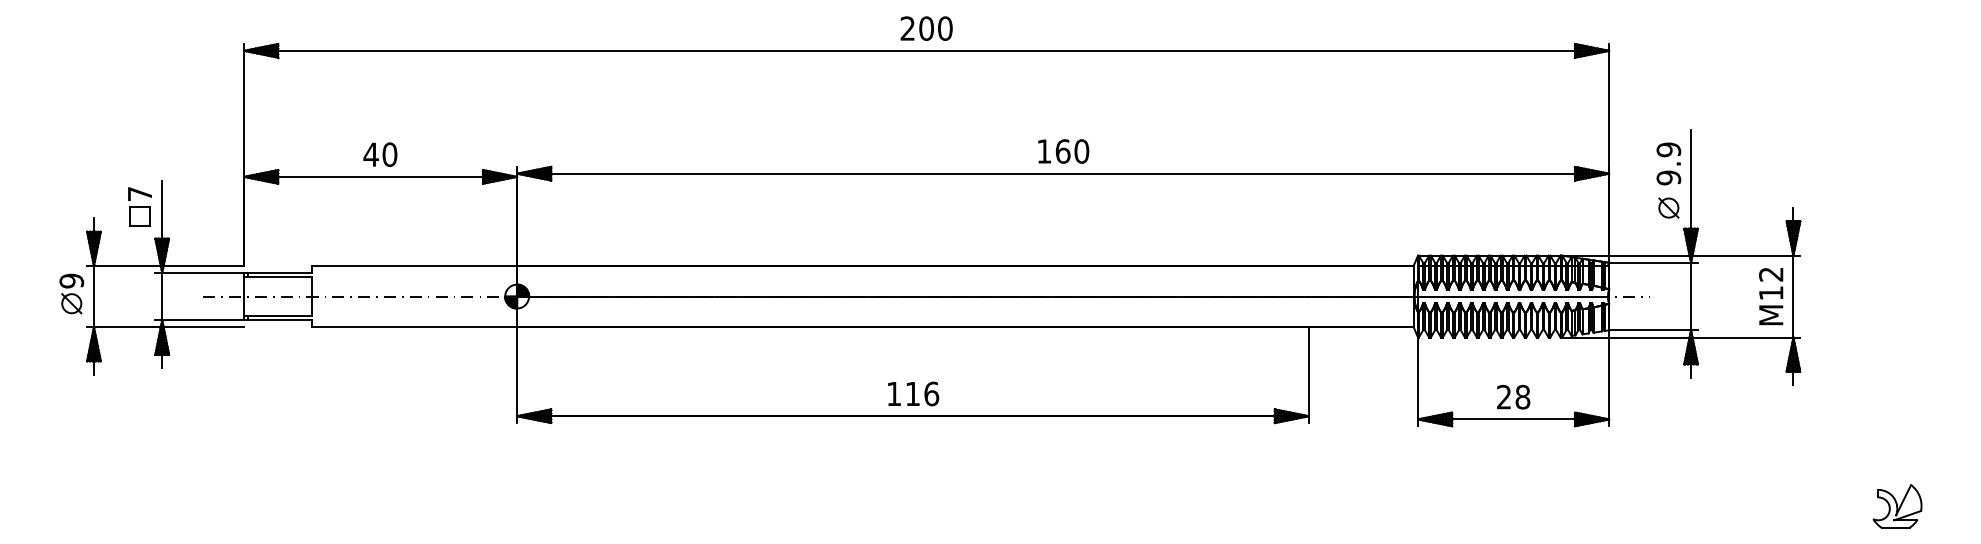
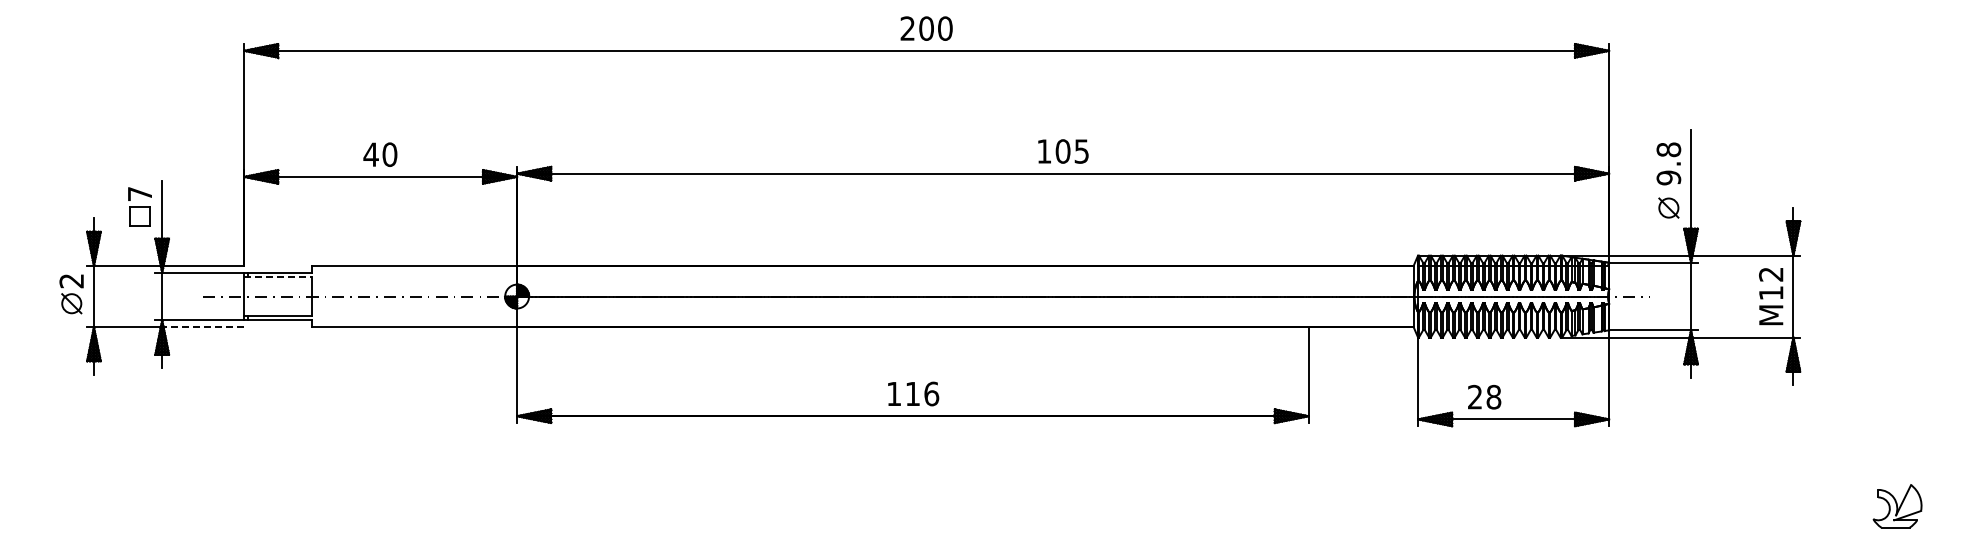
text: 9.9 -> 9.8 (1668, 149)
text: 160 -> 105 (1072, 151)
line: solid -> dashed (278, 277)
text: 9 -> 2 (71, 280)
line: solid -> dashed (203, 327)
text position: (1513, 396) -> (1484, 396) (1484, 396)
